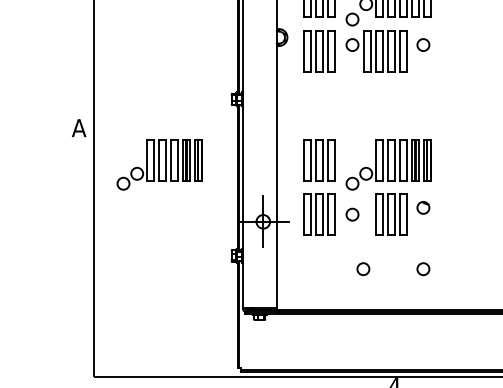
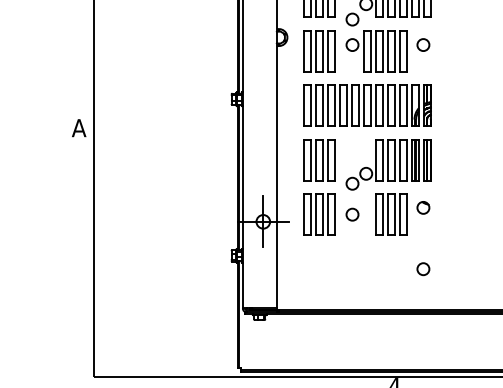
part: none -> present (367, 105)
part: present -> none (159, 164)
circle: present -> none (363, 269)
